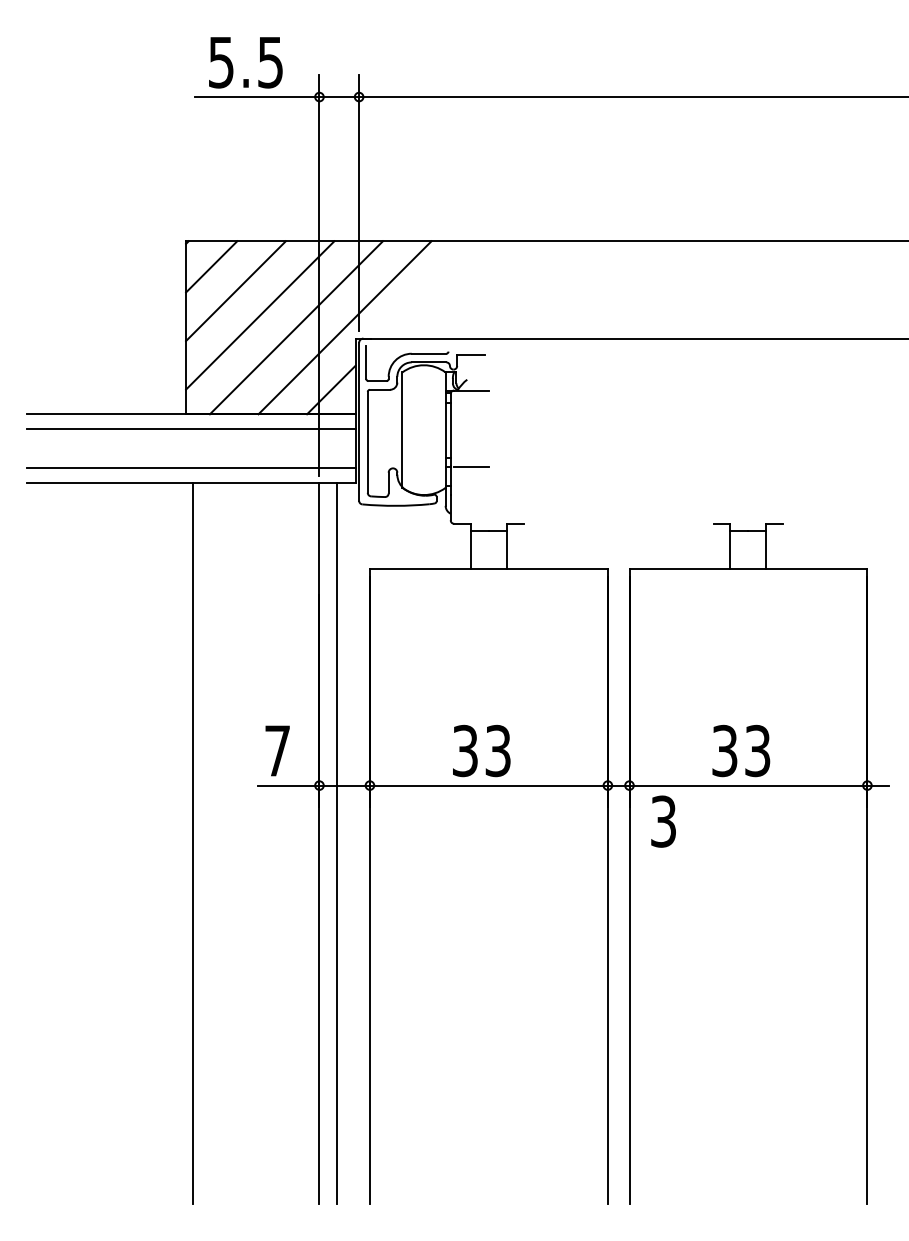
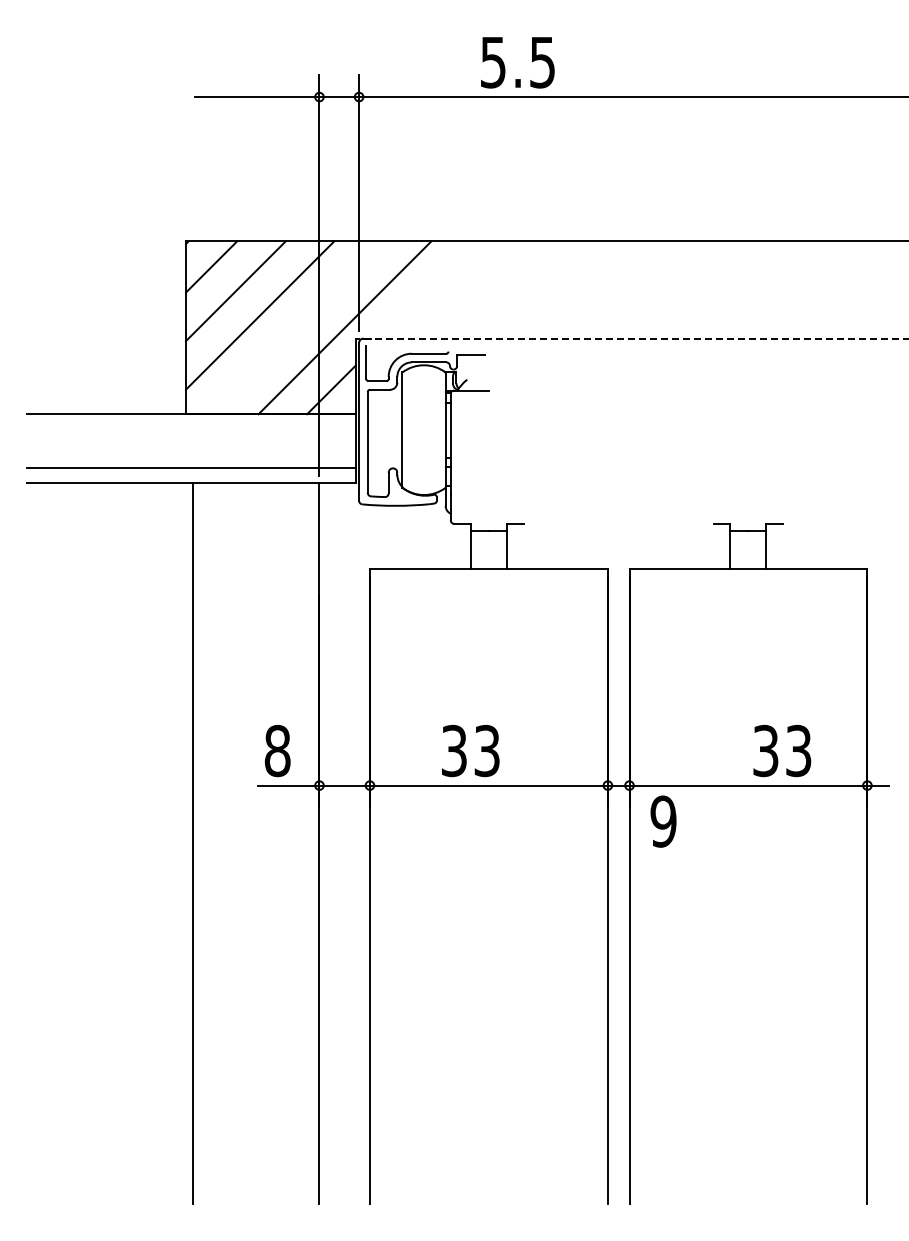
text position: (245, 62) -> (517, 62) (517, 62)
line: present -> none (295, 327)
line: solid -> dashed (631, 338)
line: present -> none (191, 428)
line: present -> none (471, 467)
text: 7 -> 8 (277, 750)
text position: (481, 750) -> (470, 750) (470, 750)
text position: (741, 750) -> (782, 750) (782, 750)
text: 3 -> 9 (663, 821)
line: present -> none (336, 842)
